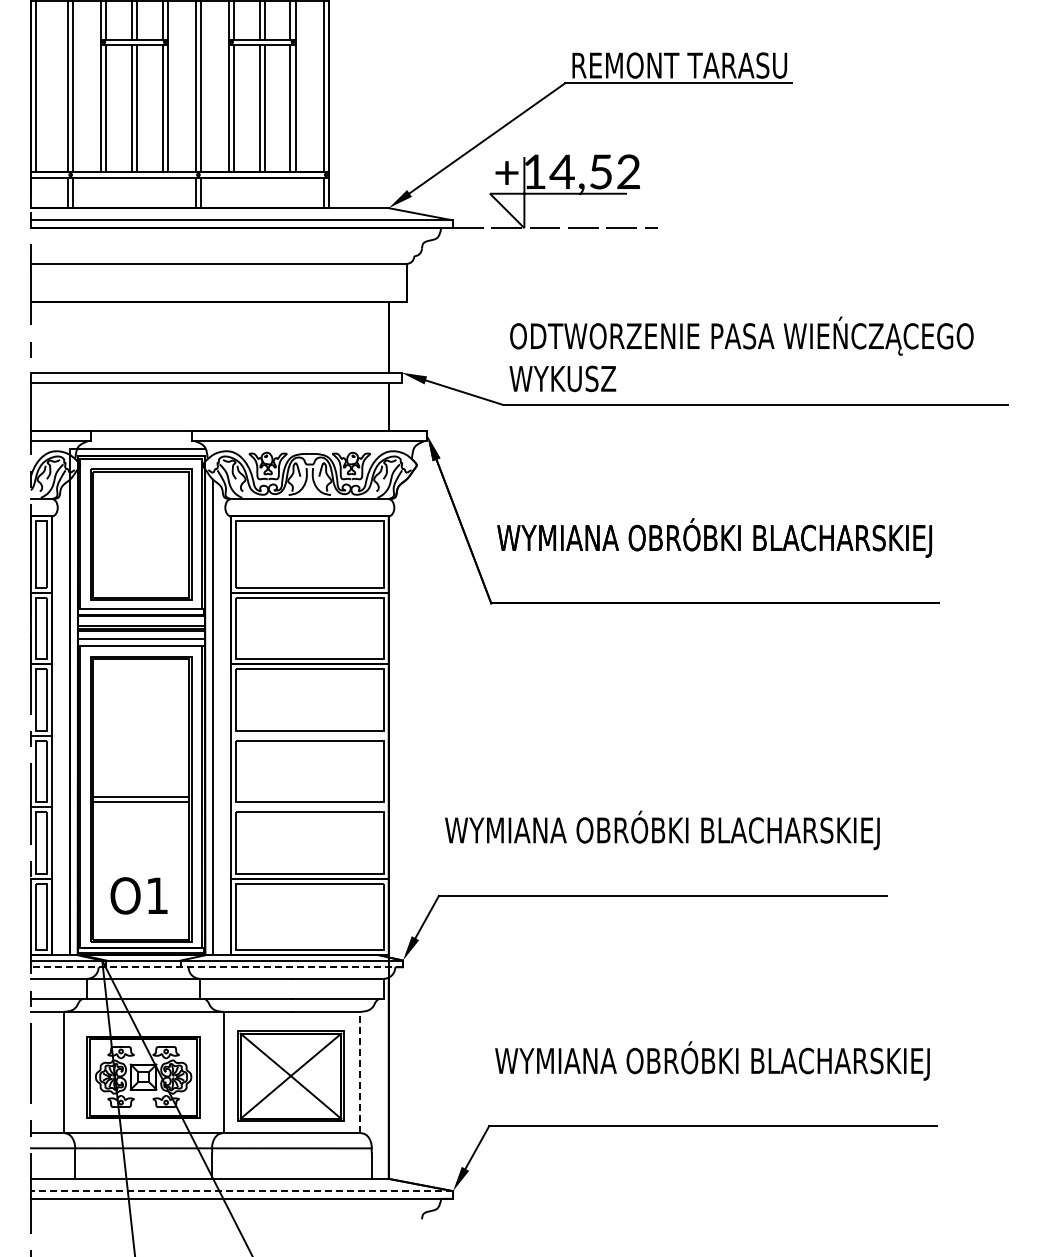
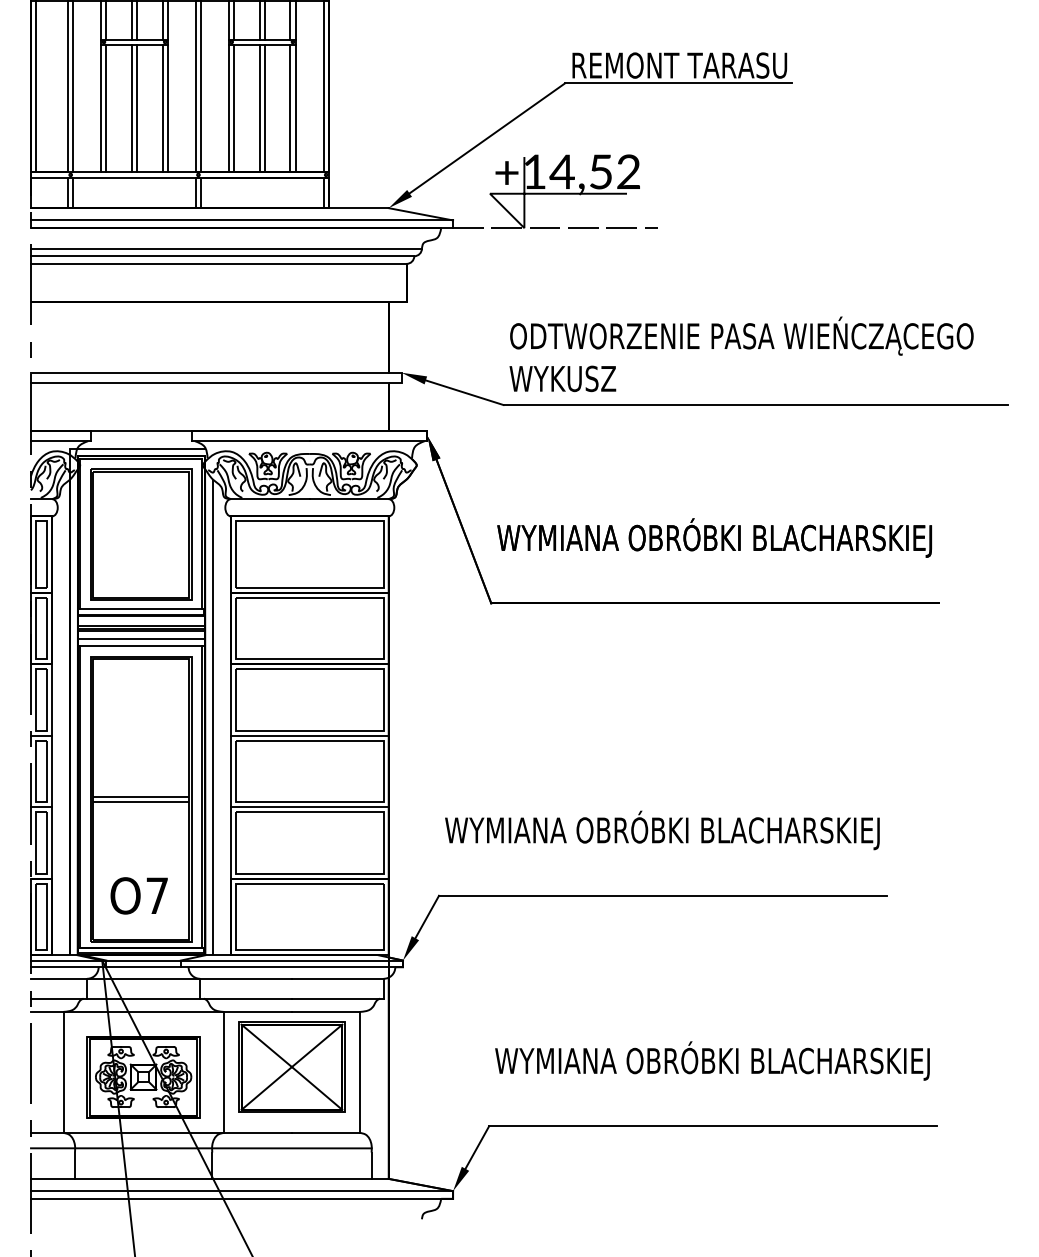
line: none -> present (226, 248)
line: none -> present (222, 256)
line: none -> present (309, 735)
line: none -> present (309, 807)
text: O1 -> O7 (156, 895)
line: dashed -> solid (216, 967)
line: dashed -> solid (360, 1072)
part position: (290, 1075) -> (291, 1066) (291, 1066)
line: dashed -> solid (241, 1191)
